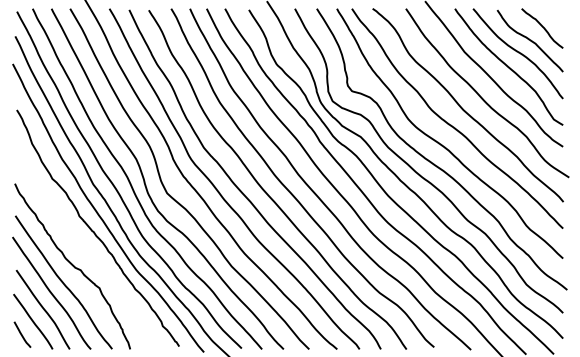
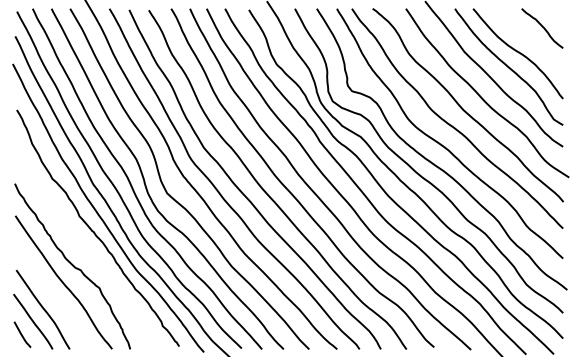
curve: present -> none (529, 40)
curve: present -> none (51, 292)
